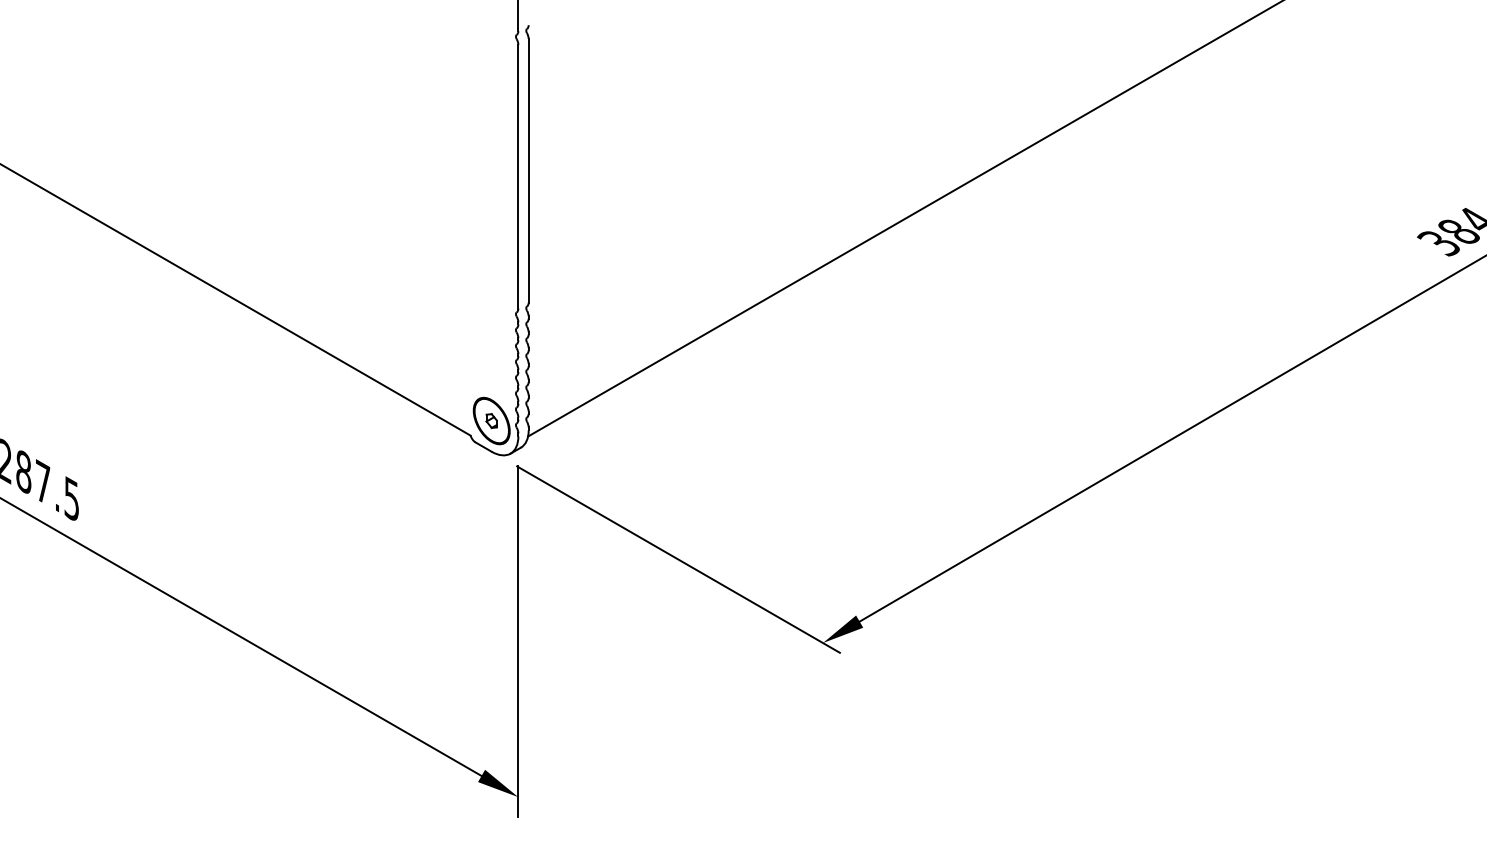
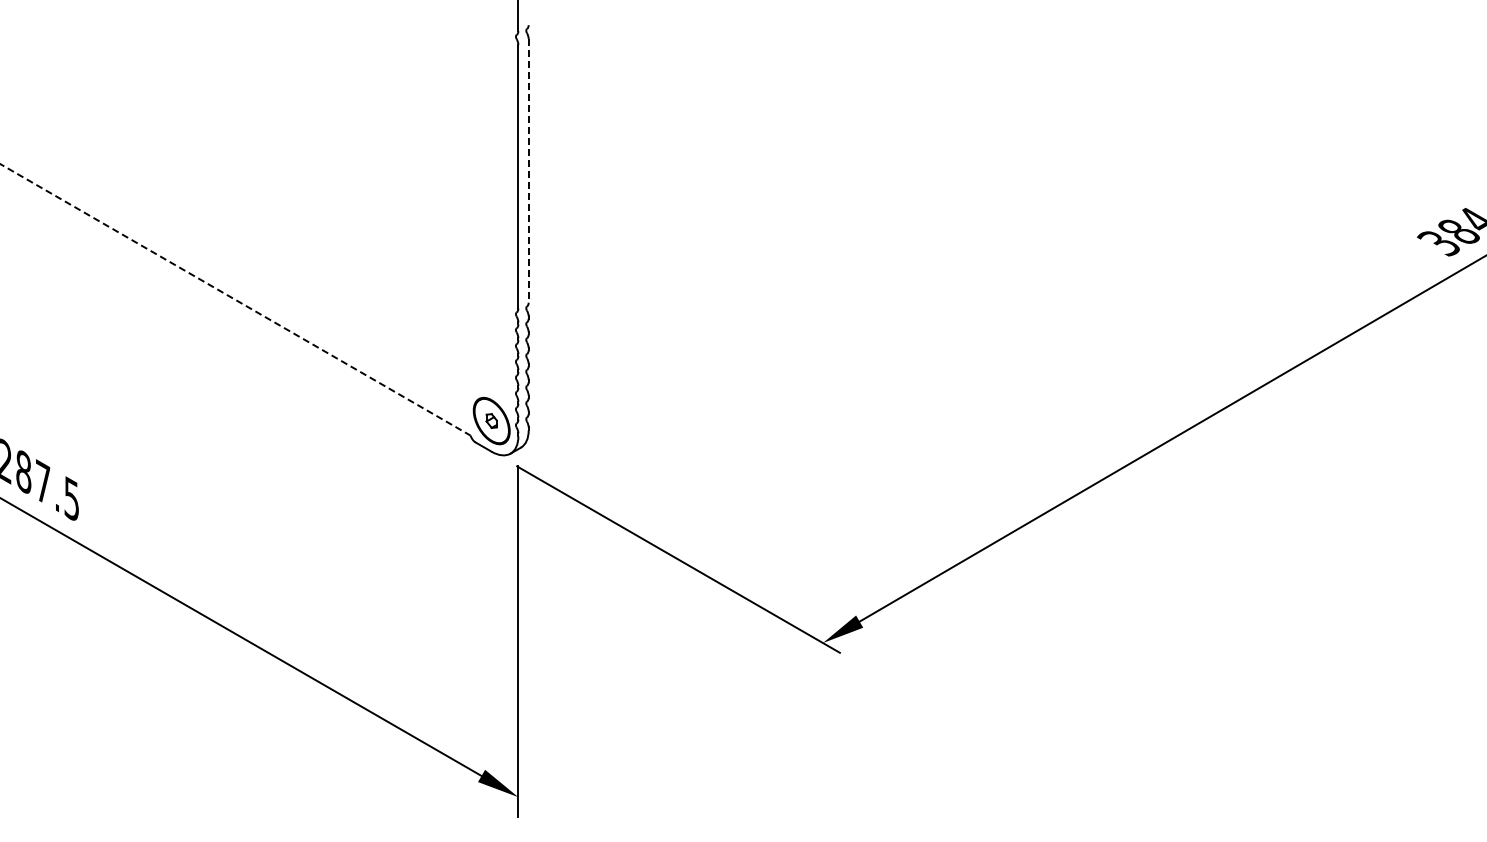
line: solid -> dashed (528, 170)
line: present -> none (904, 219)
line: solid -> dashed (236, 300)
